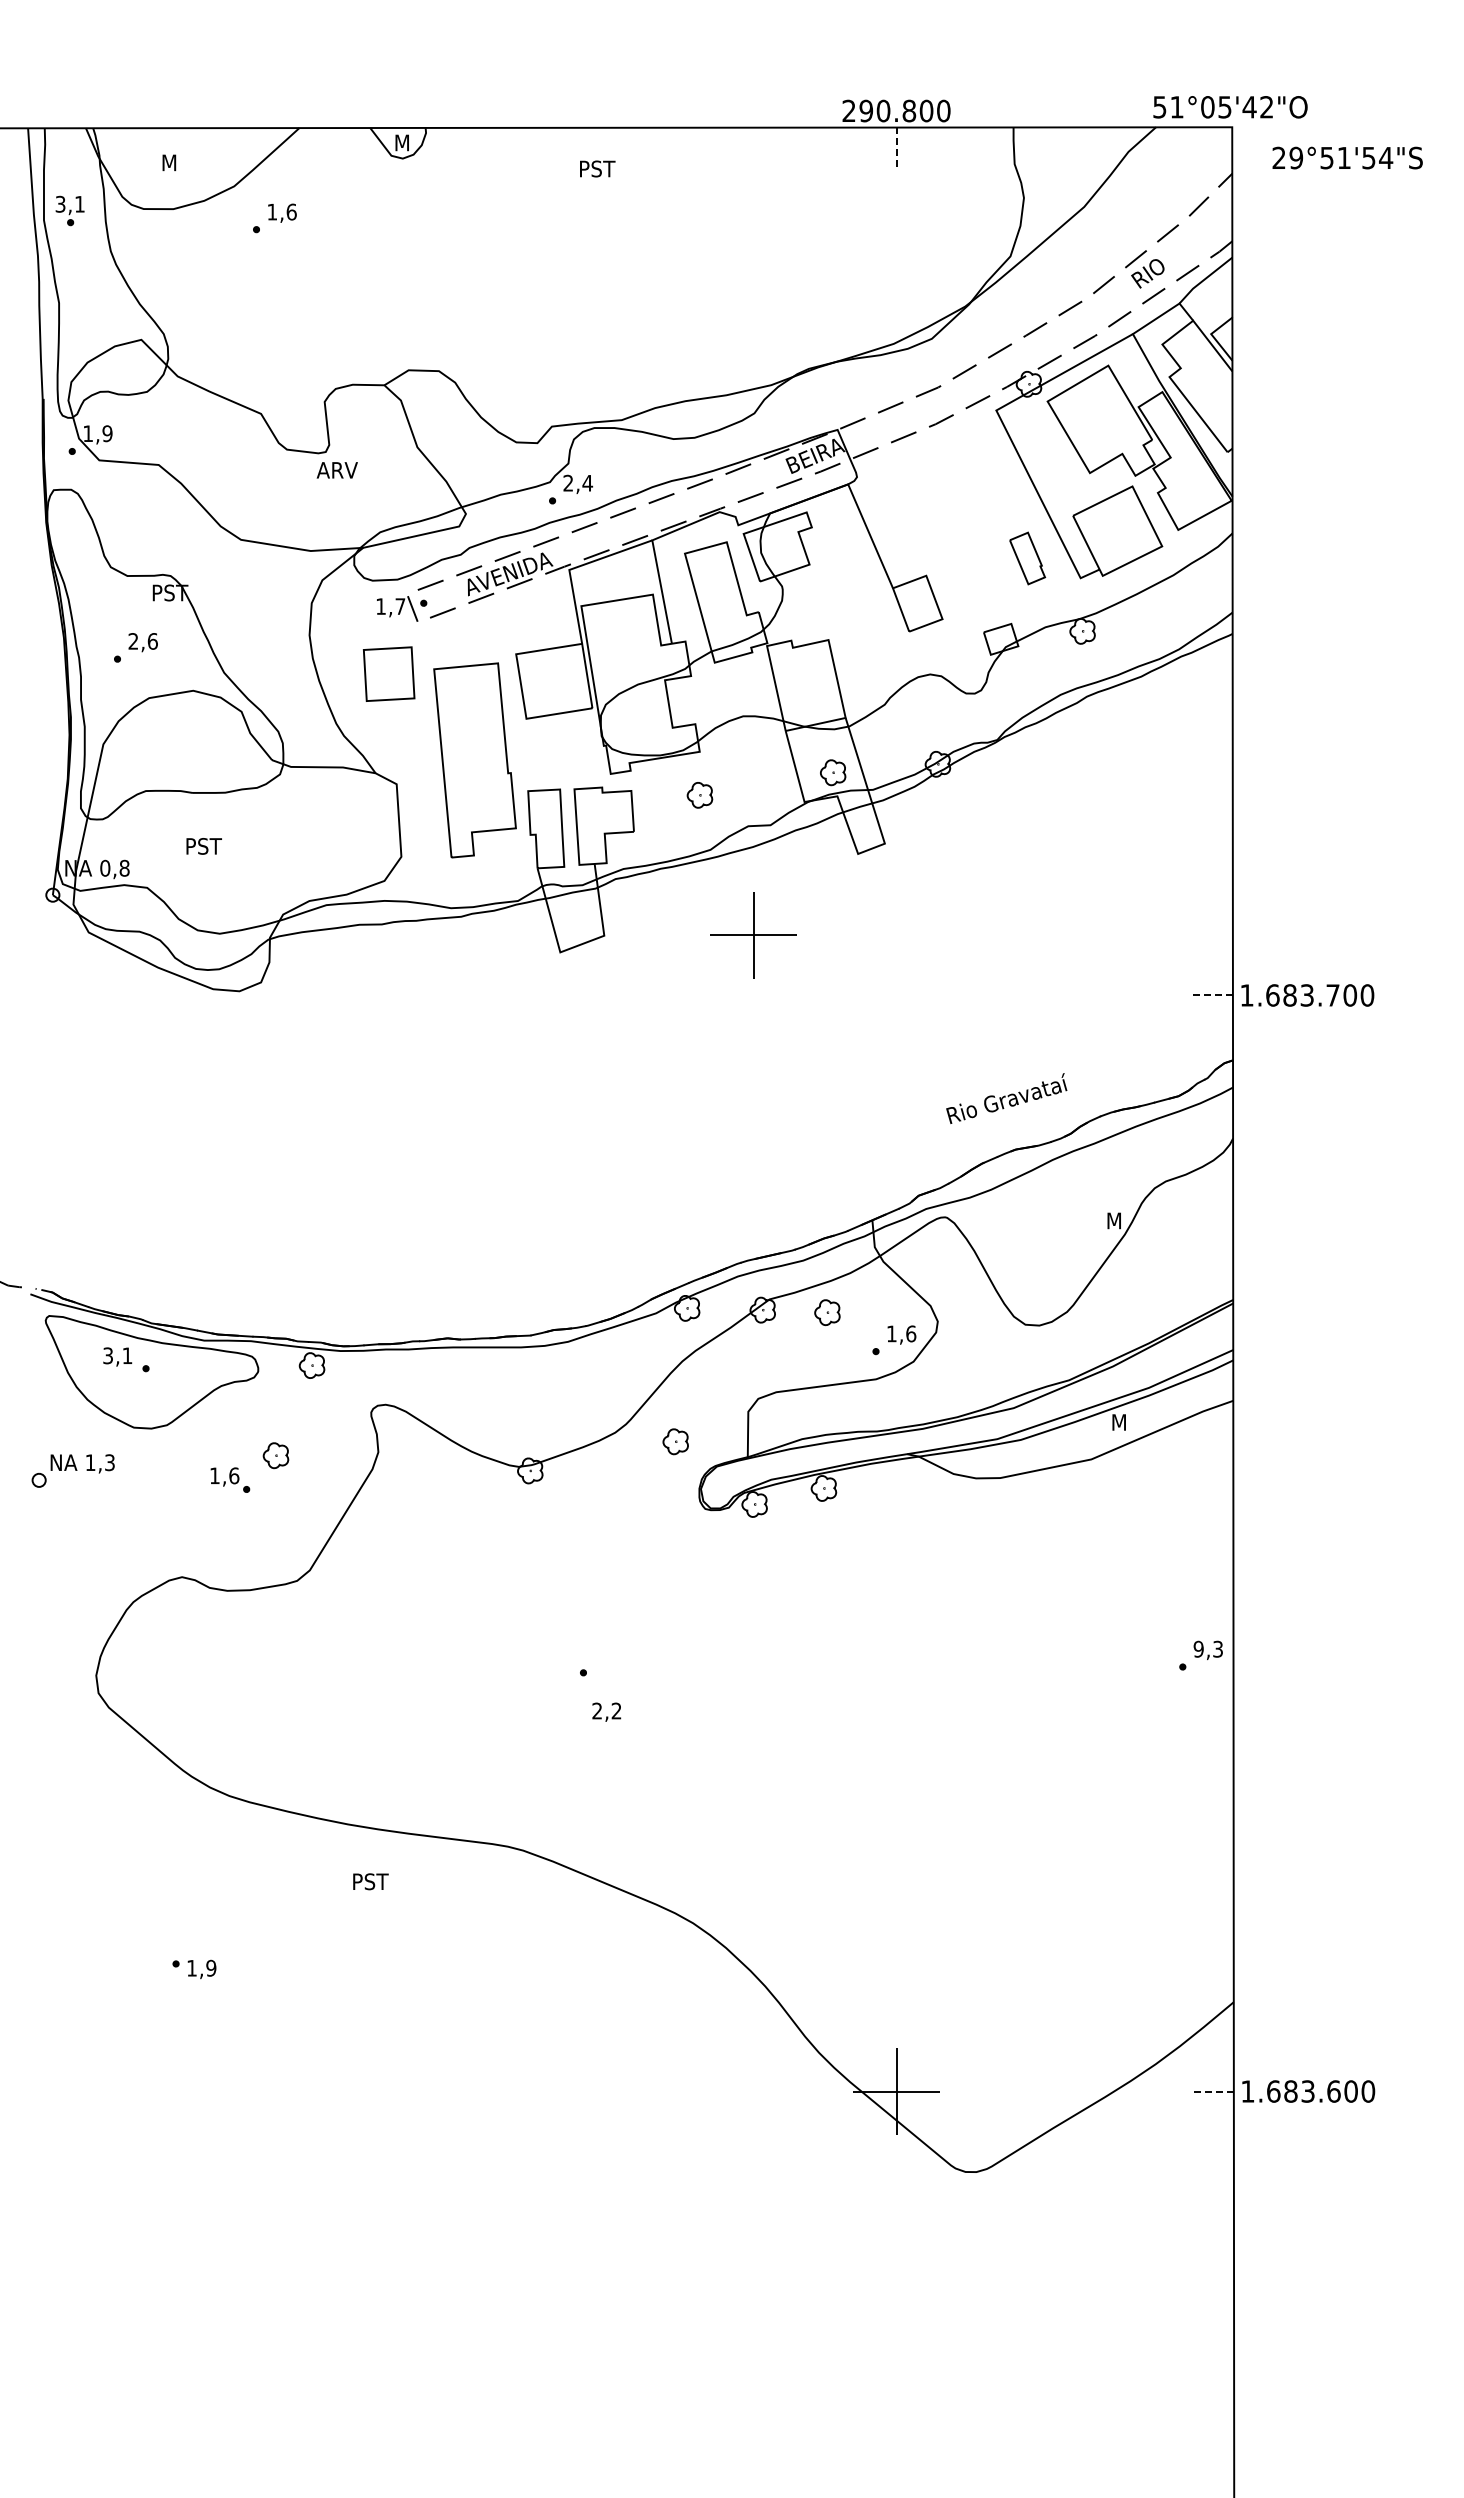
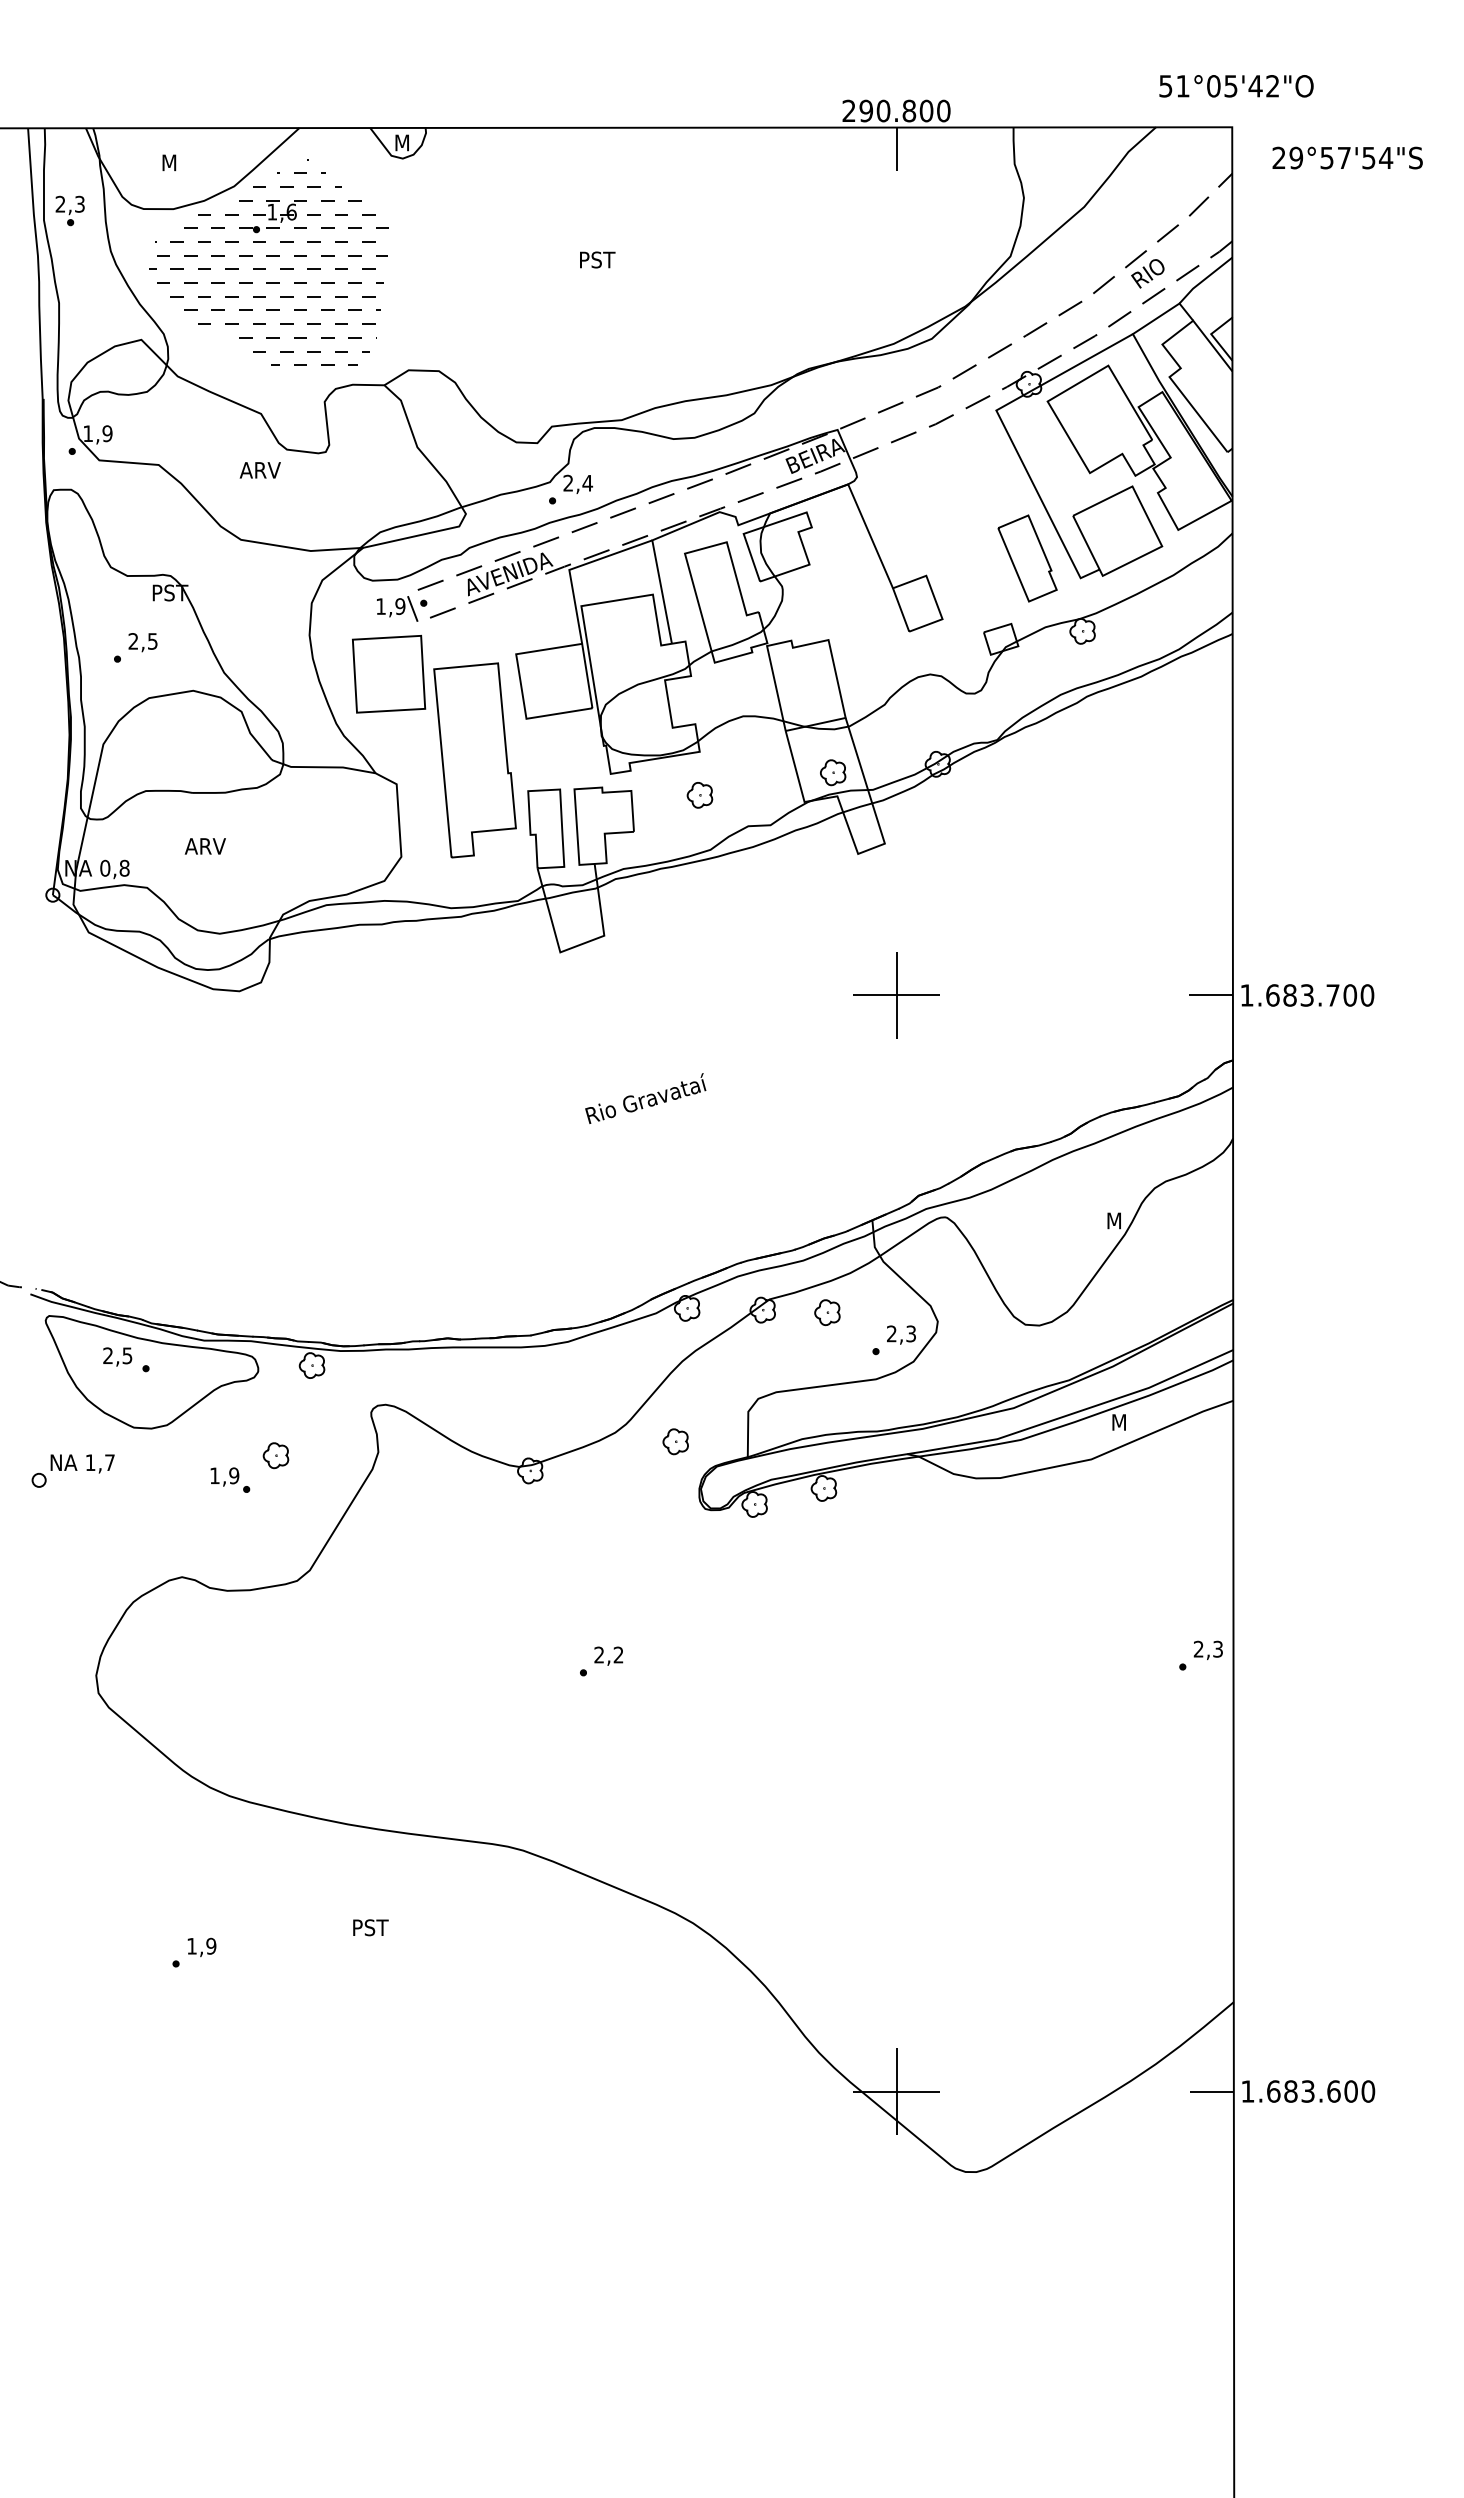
text position: (1230, 107) -> (1236, 86) (1236, 86)
line: dashed -> solid (896, 149)
text: 29°51'54"S -> 29°57'54"S (1344, 157)
text position: (597, 168) -> (597, 259) (597, 259)
text: 3,1 -> 2,3 (69, 203)
hatch: none -> present (268, 262)
text position: (336, 470) -> (259, 470) (259, 470)
part size: 38x55 px -> 61x89 px (1027, 558)
text: 1,7 -> 1,9 (400, 606)
text: 2,6 -> 2,5 (152, 641)
part size: 54x56 px -> 75x80 px (389, 673)
text: PST -> ARV (204, 846)
part position: (753, 935) -> (896, 995) (896, 995)
line: dashed -> solid (1211, 995)
text position: (1006, 1098) -> (645, 1098) (645, 1098)
text: 1,6 -> 2,3 (901, 1333)
text: 3,1 -> 2,5 (117, 1355)
text: 1,3 -> 1,7 (109, 1462)
text: 1,6 -> 1,9 (234, 1475)
text: 9,3 -> 2,3 (1198, 1649)
text position: (606, 1711) -> (608, 1655) (608, 1655)
text position: (370, 1881) -> (370, 1927) (370, 1927)
text position: (201, 1969) -> (201, 1947) (201, 1947)
line: dashed -> solid (1211, 2091)
